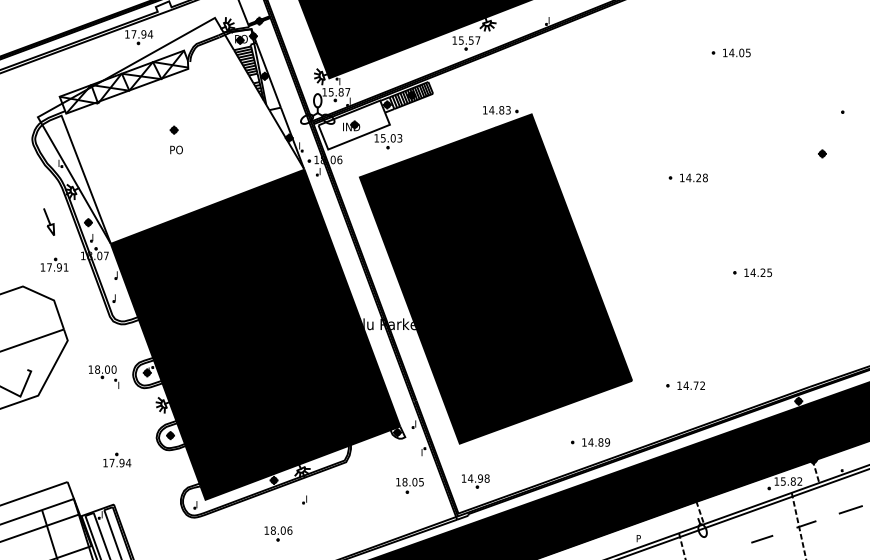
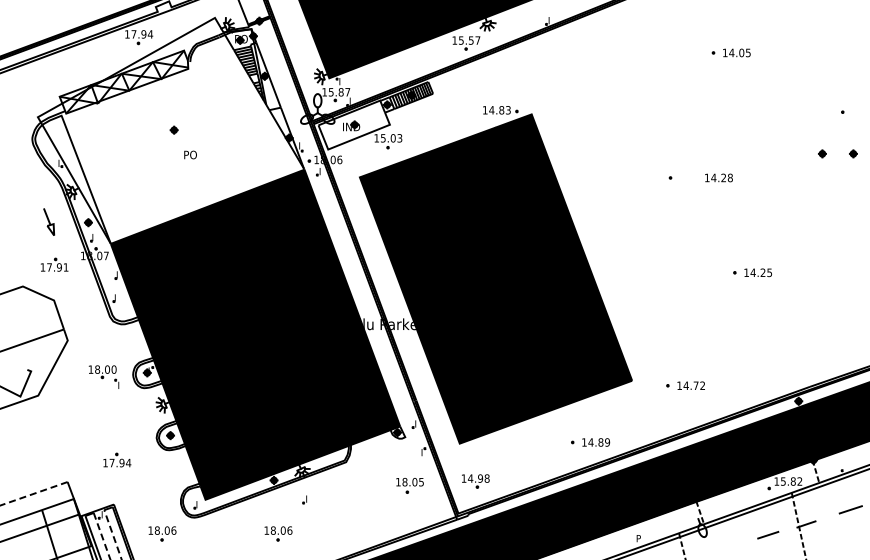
text position: (176, 149) -> (190, 154) (190, 154)
part: none -> present (853, 153)
text position: (693, 177) -> (718, 177) (718, 177)
line: solid -> dashed (33, 493)
part: none -> present (162, 533)
line: solid -> dashed (112, 534)
line: solid -> dashed (102, 536)
line position: (762, 539) -> (768, 535) (768, 535)
